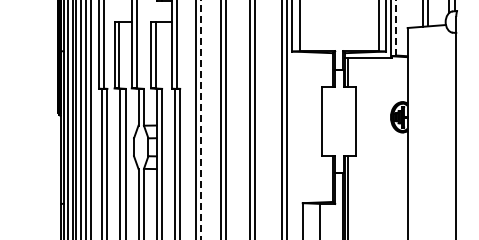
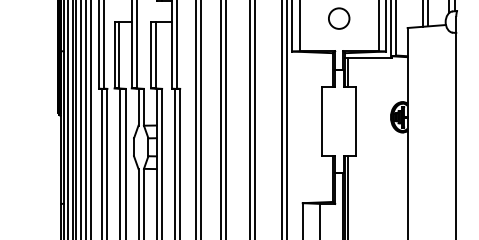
circle: none -> present (339, 18)
line: dashed -> solid (396, 28)
line: dashed -> solid (200, 119)
